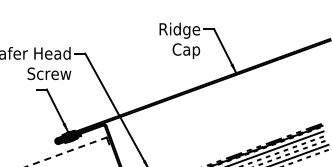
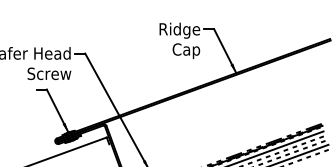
line: dashed -> solid (66, 152)
